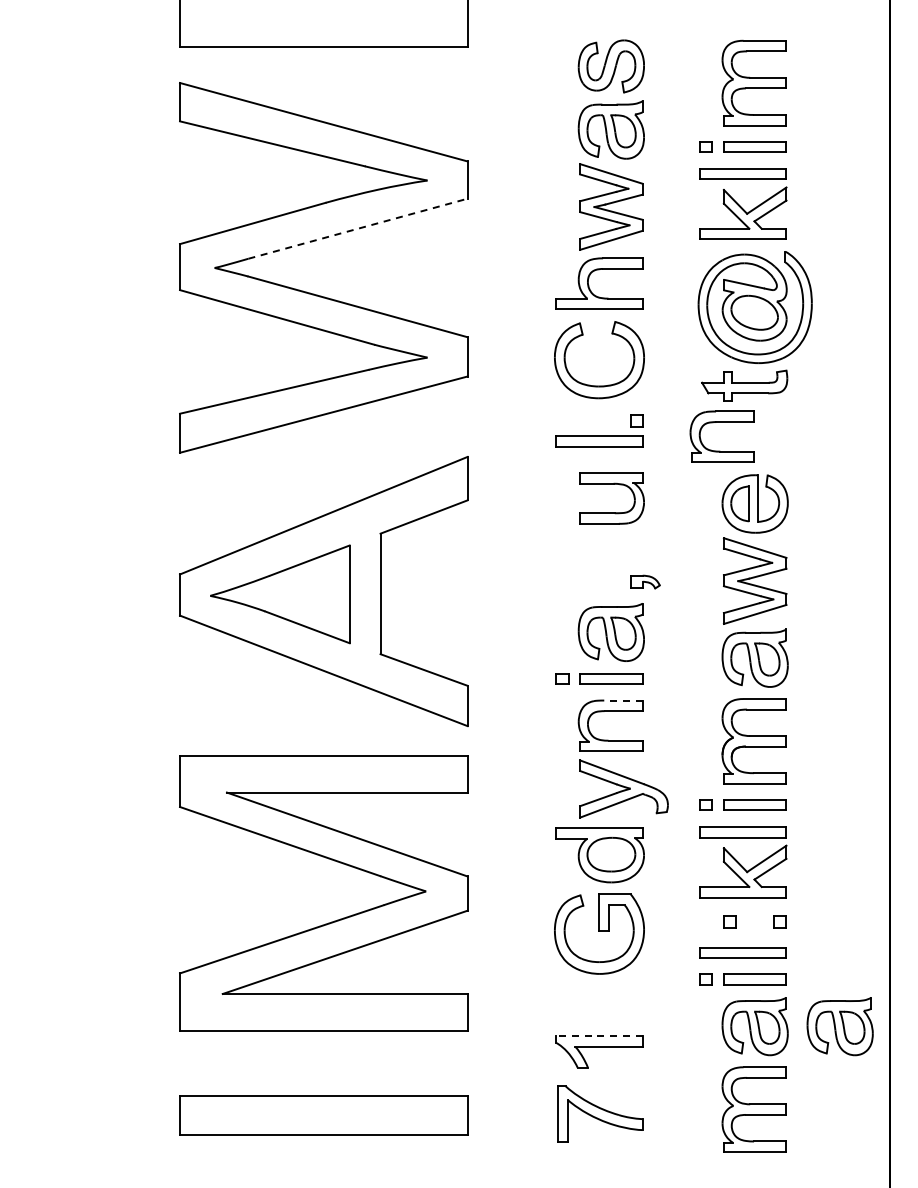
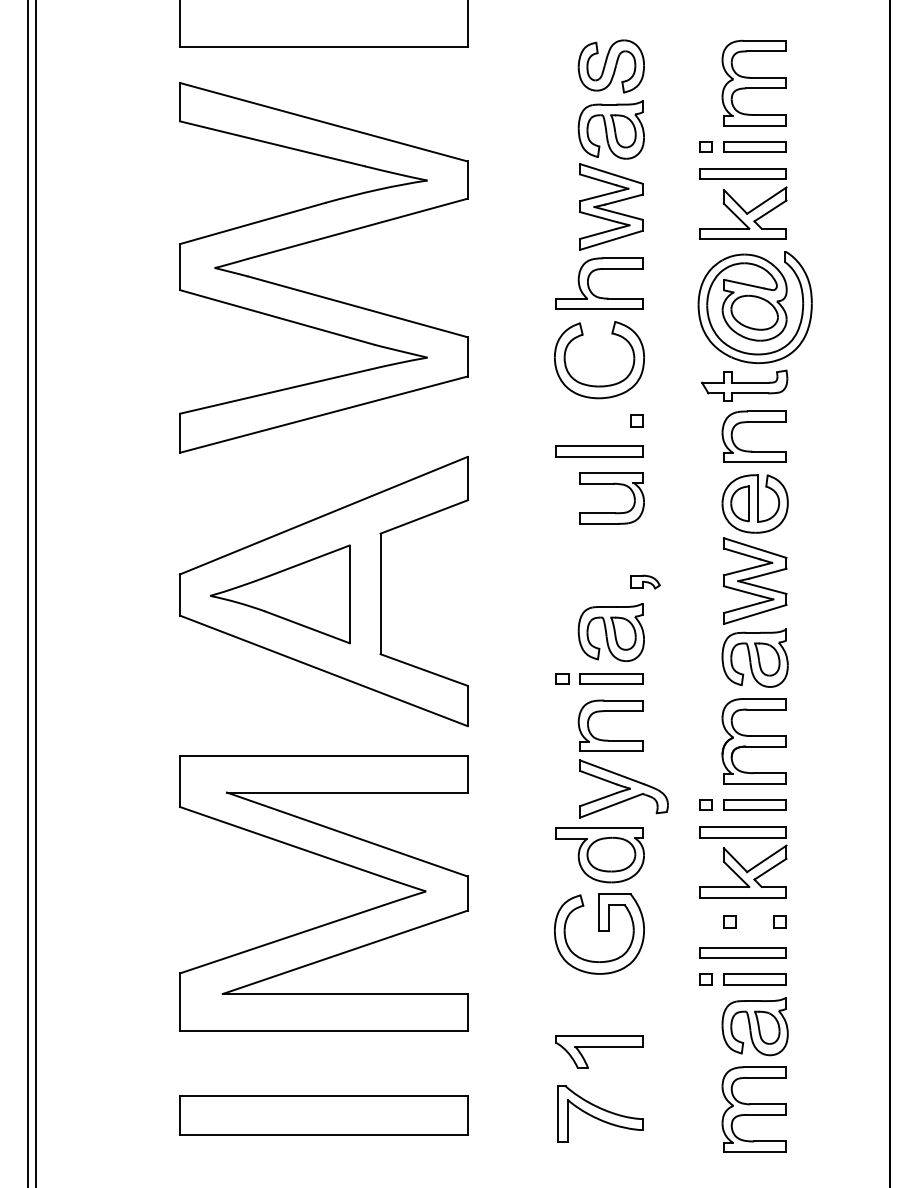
line: dashed -> solid (358, 228)
part position: (721, 422) -> (753, 422) (753, 422)
part position: (599, 441) -> (599, 451) (599, 451)
line: none -> present (27, 593)
line: none -> present (36, 593)
line: dashed -> solid (622, 700)
part: present -> none (839, 1026)
line: dashed -> solid (598, 1035)
